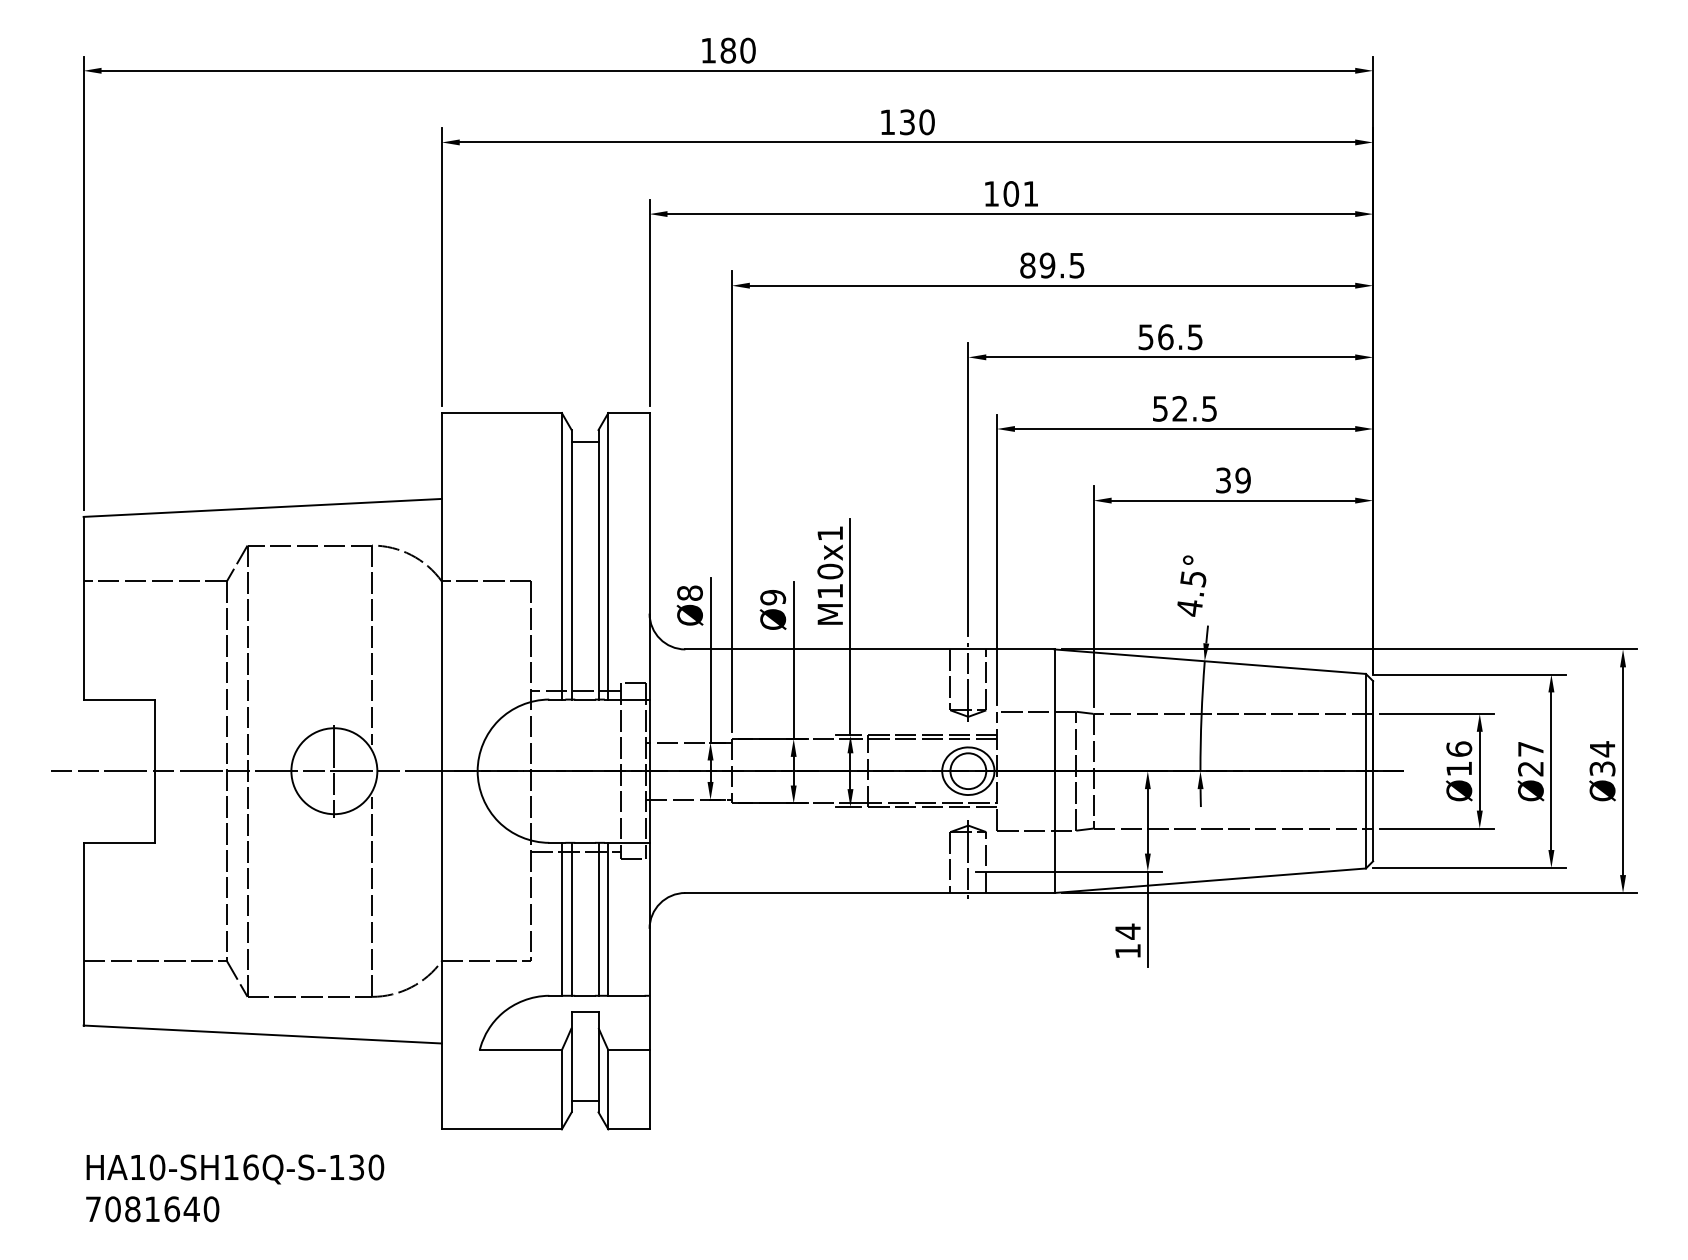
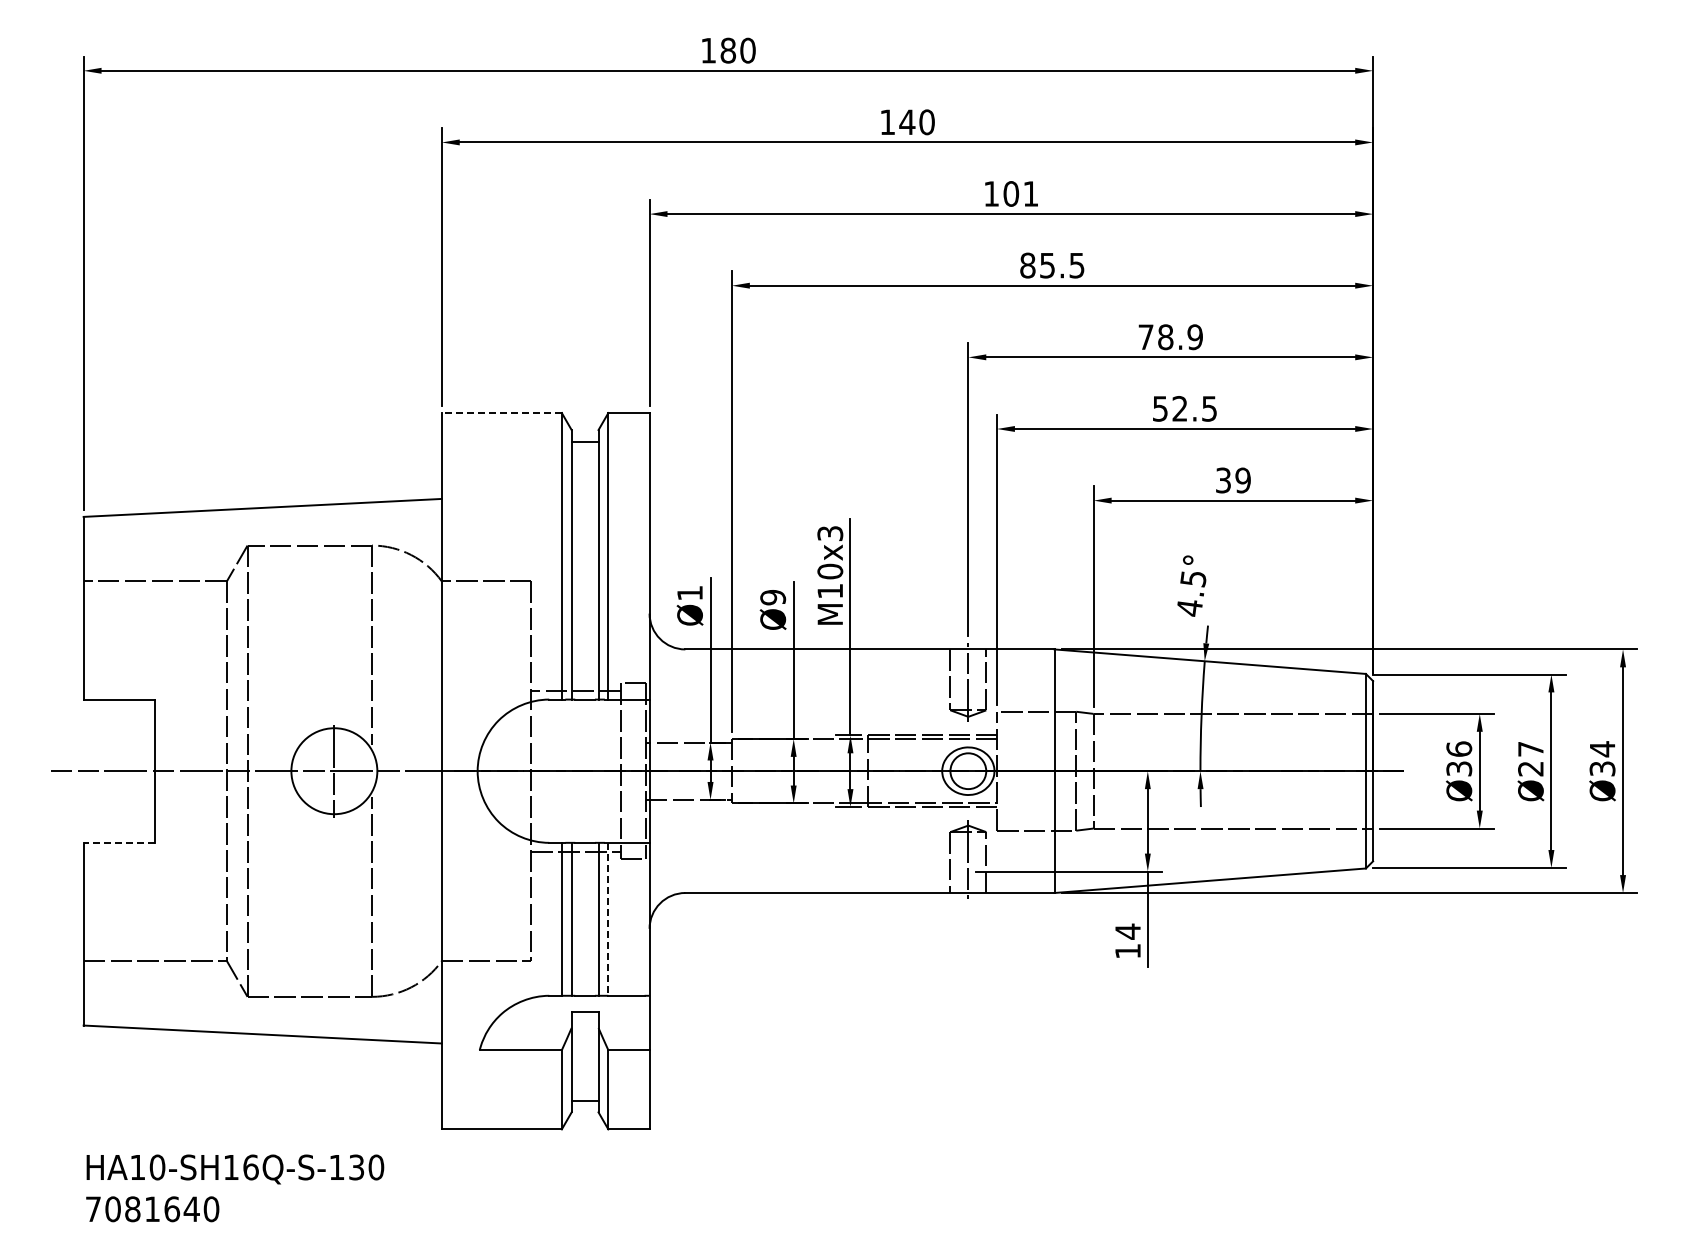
text: 130 -> 140 (907, 122)
text: 89.5 -> 85.5 (1047, 265)
text: 56.5 -> 78.9 (1170, 337)
line: solid -> dashed (501, 413)
text: M10x1 -> M10x3 (830, 533)
text: Ø8 -> Ø1 (689, 592)
text: Ø16 -> Ø36 (1459, 768)
line: solid -> dashed (119, 842)
line: solid -> dashed (608, 919)
